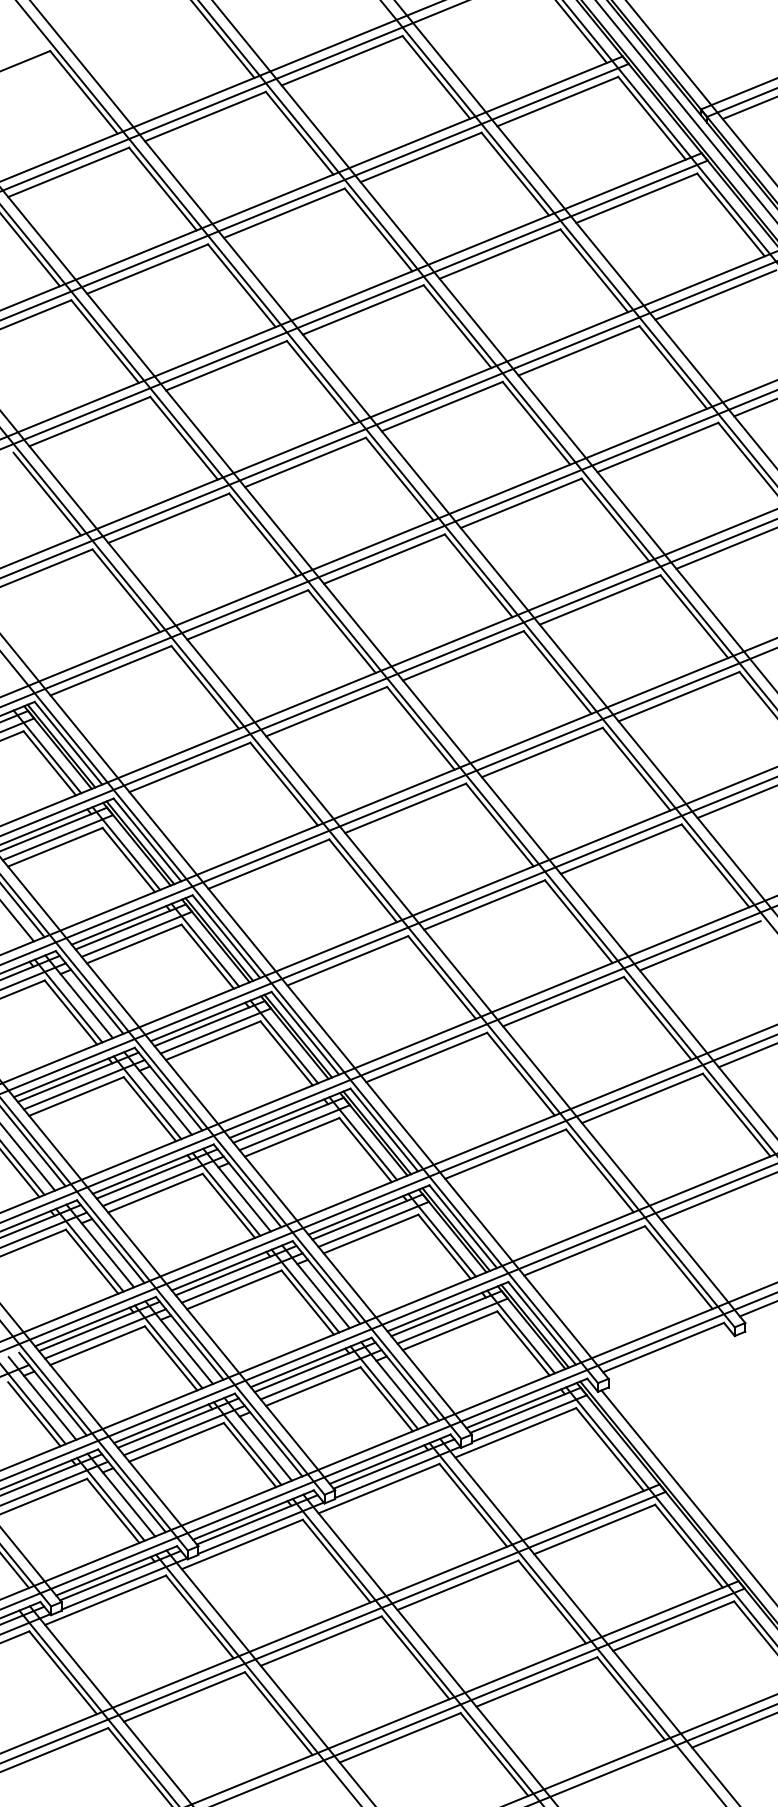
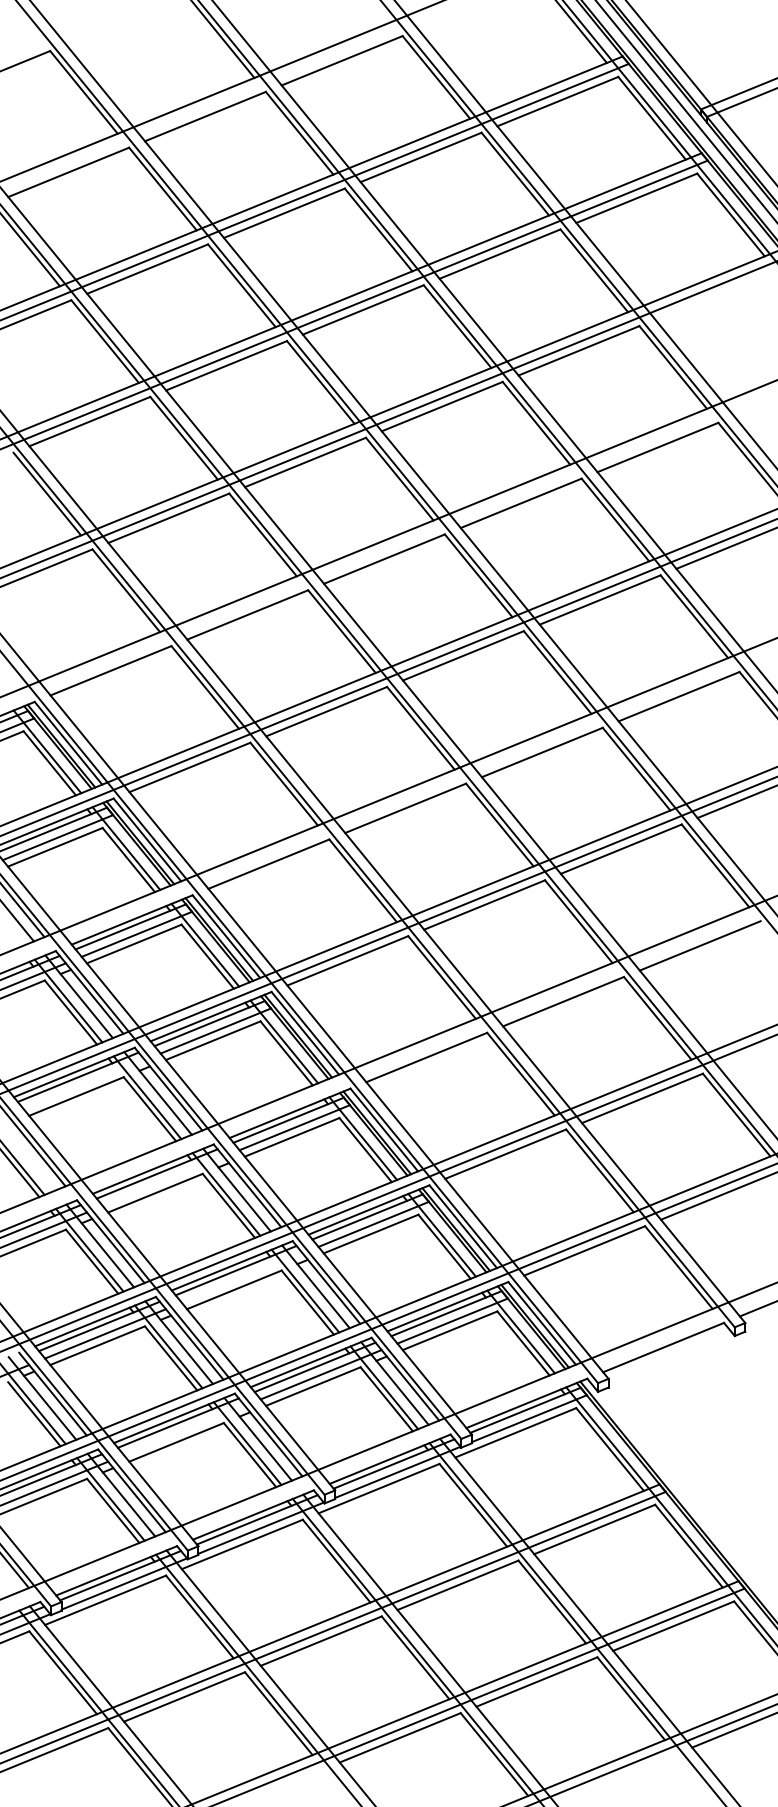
line: present -> none (233, 96)
line: present -> none (748, 108)
line: present -> none (714, 295)
line: present -> none (754, 408)
line: present -> none (388, 548)
line: present -> none (388, 806)
line: present -> none (746, 1055)
line: present -> none (388, 1064)
line: present -> none (83, 1084)
line: present -> none (28, 1157)
line: present -> none (162, 1181)
line: present -> none (241, 1277)
line: present -> none (184, 1430)
line: present -> none (388, 1450)
line: present -> none (687, 1496)
